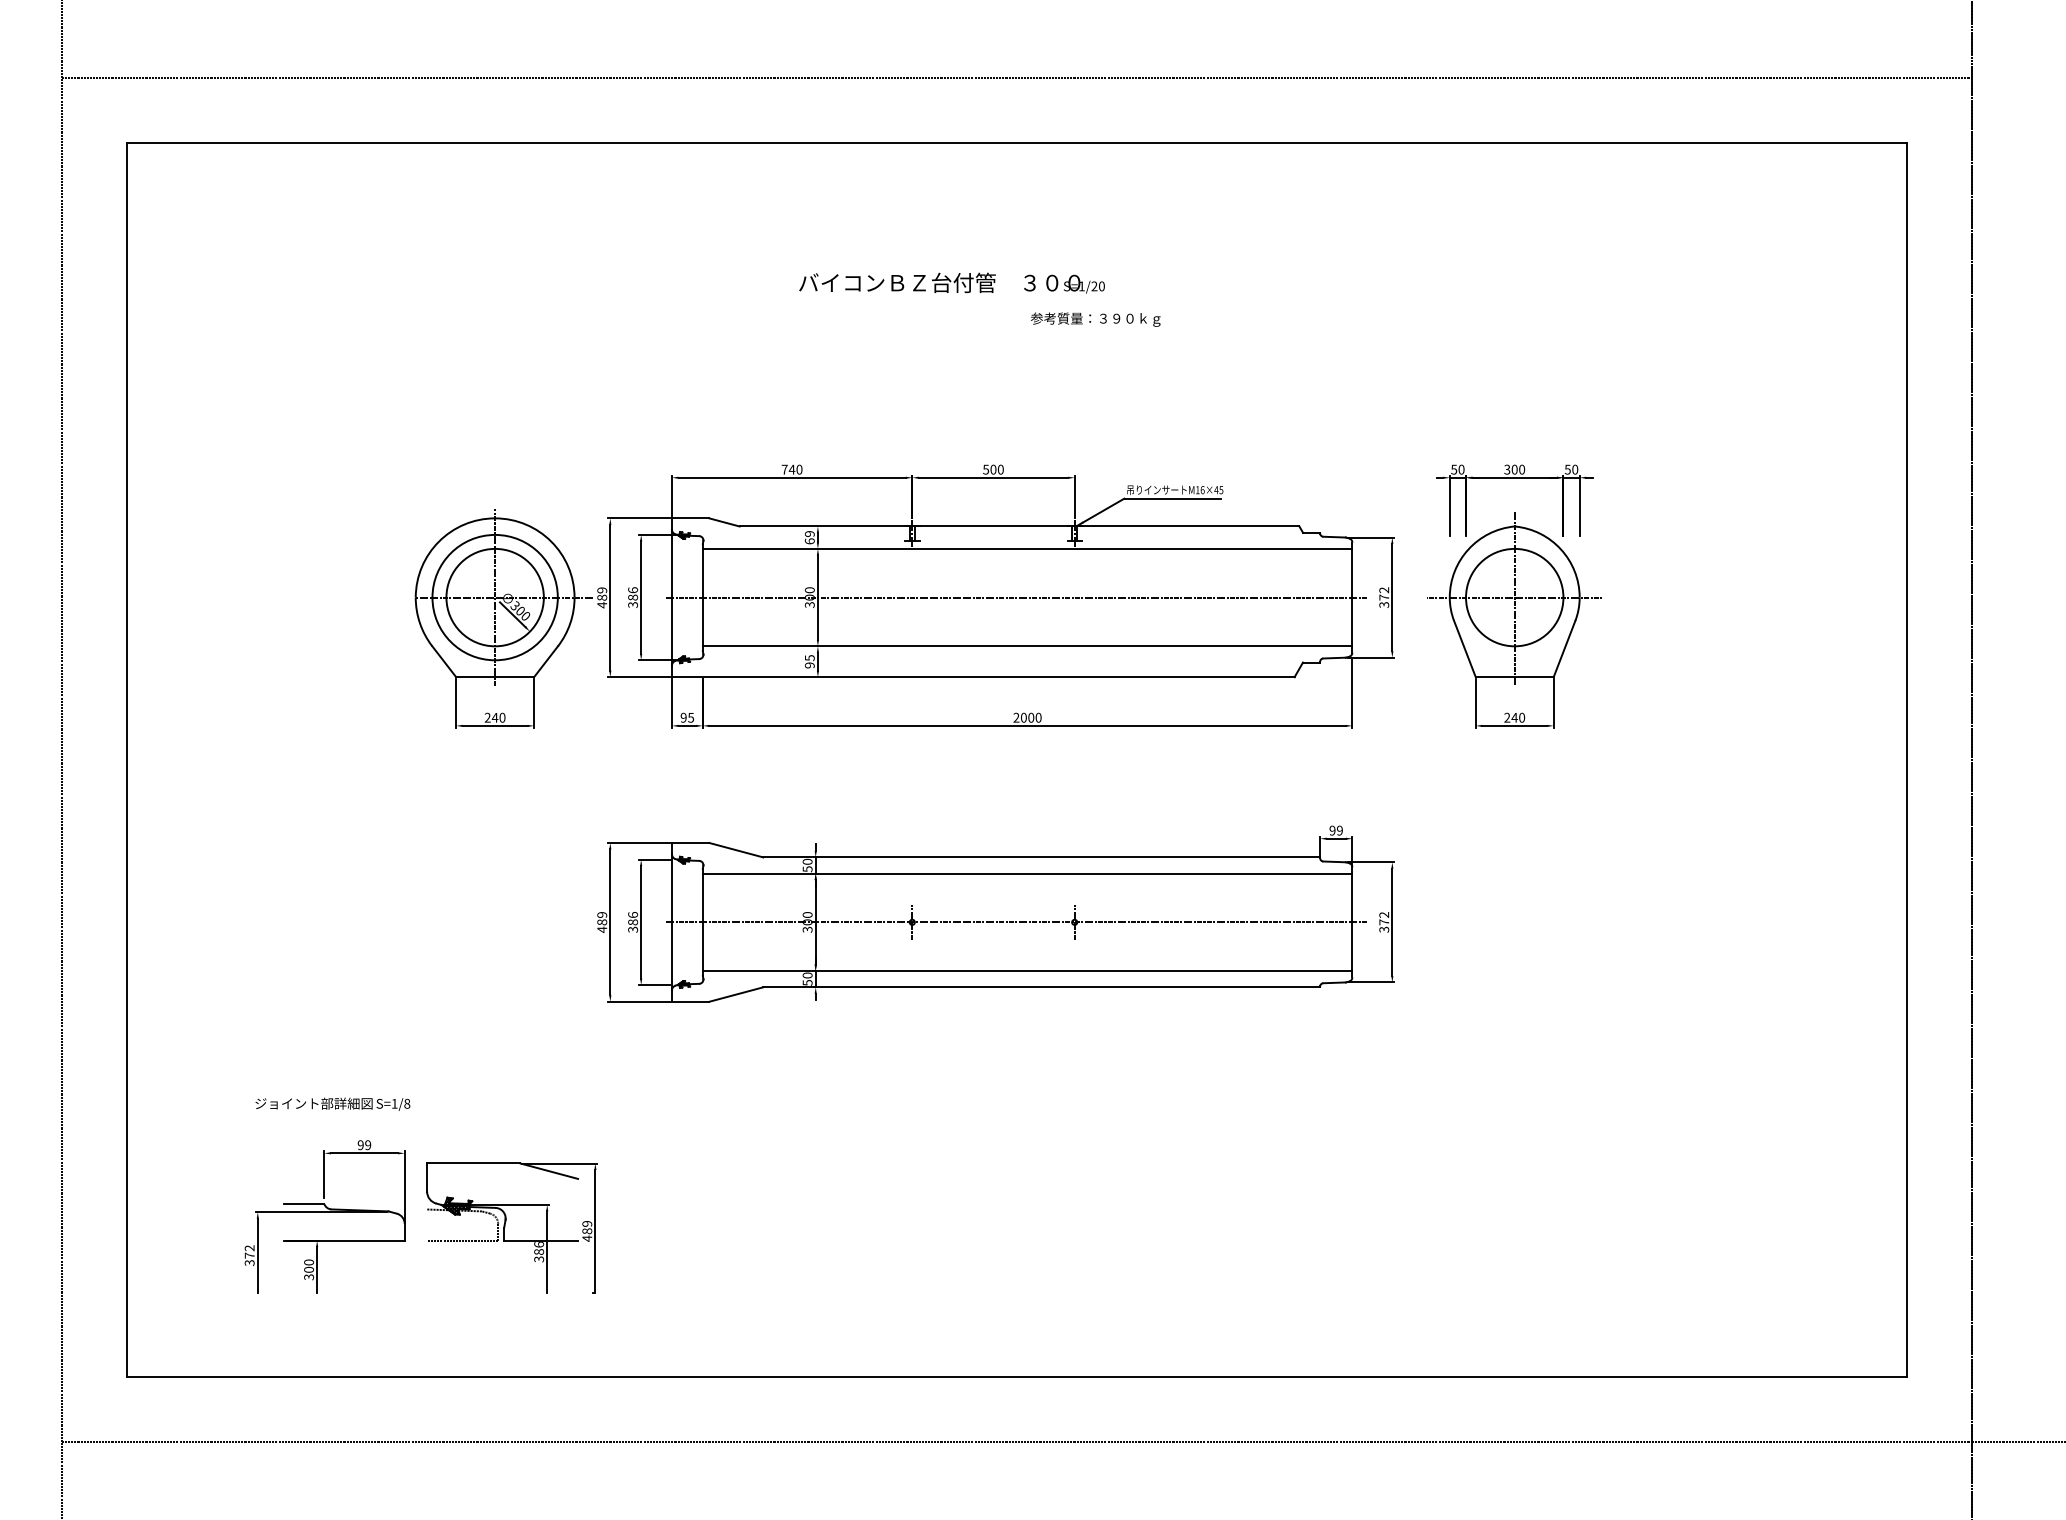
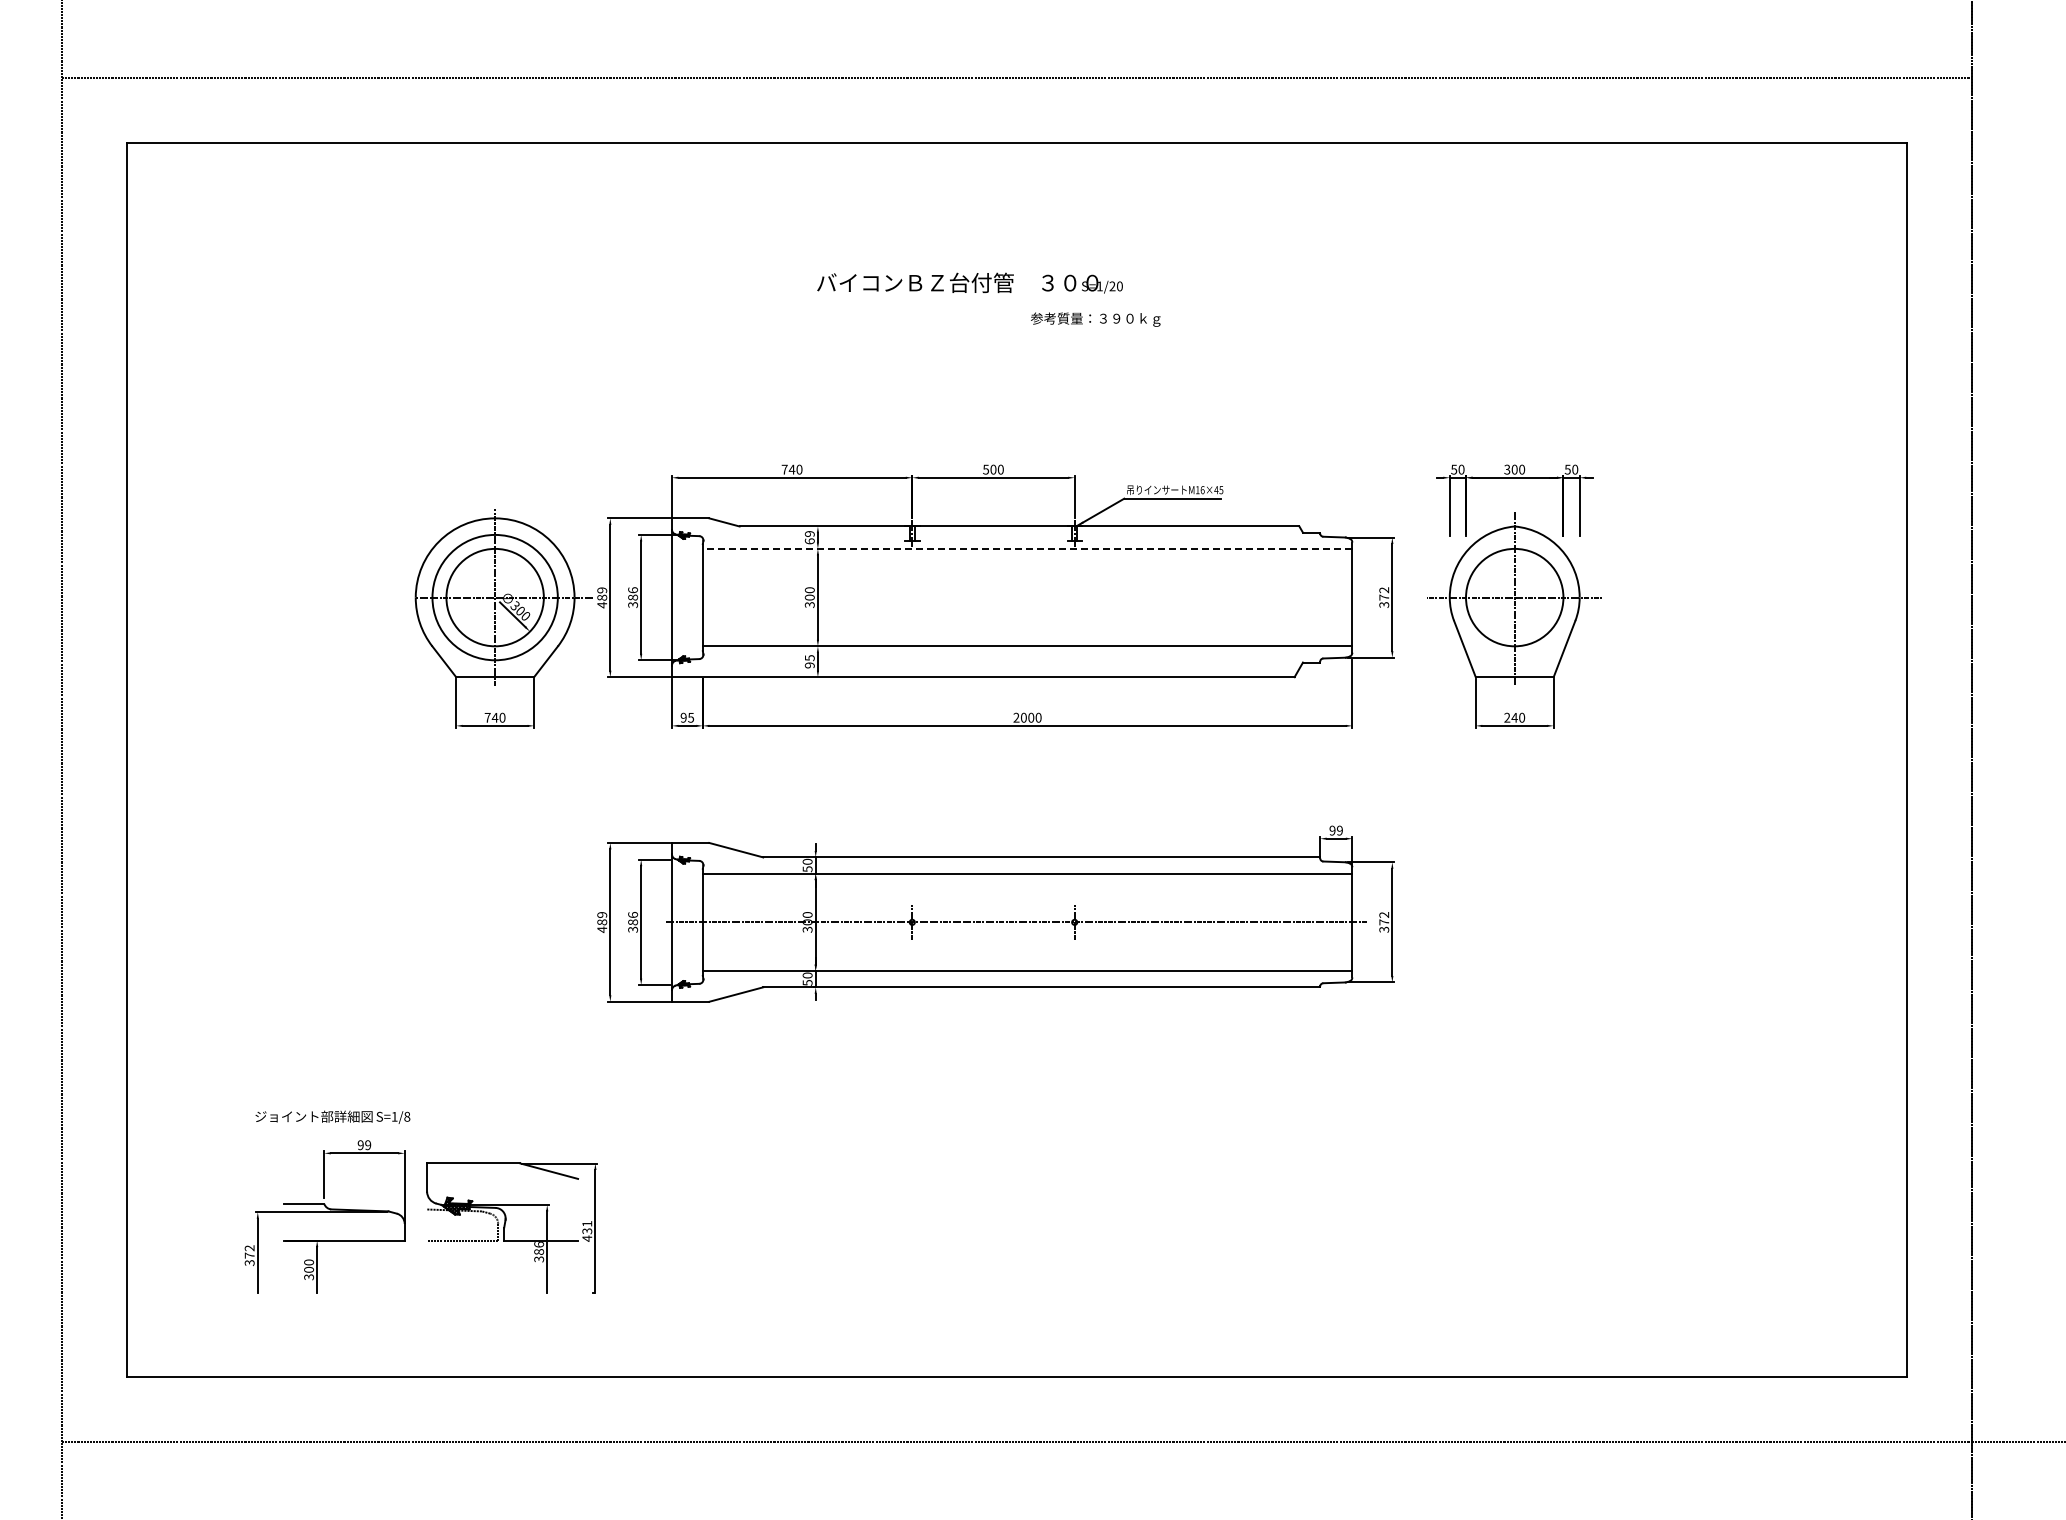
text position: (951, 282) -> (969, 282) (969, 282)
line: solid -> dashed (1027, 548)
line: present -> none (1016, 597)
text: 240 -> 740 (487, 717)
text position: (332, 1103) -> (332, 1116) (332, 1116)
text: 489 -> 431 (587, 1227)
